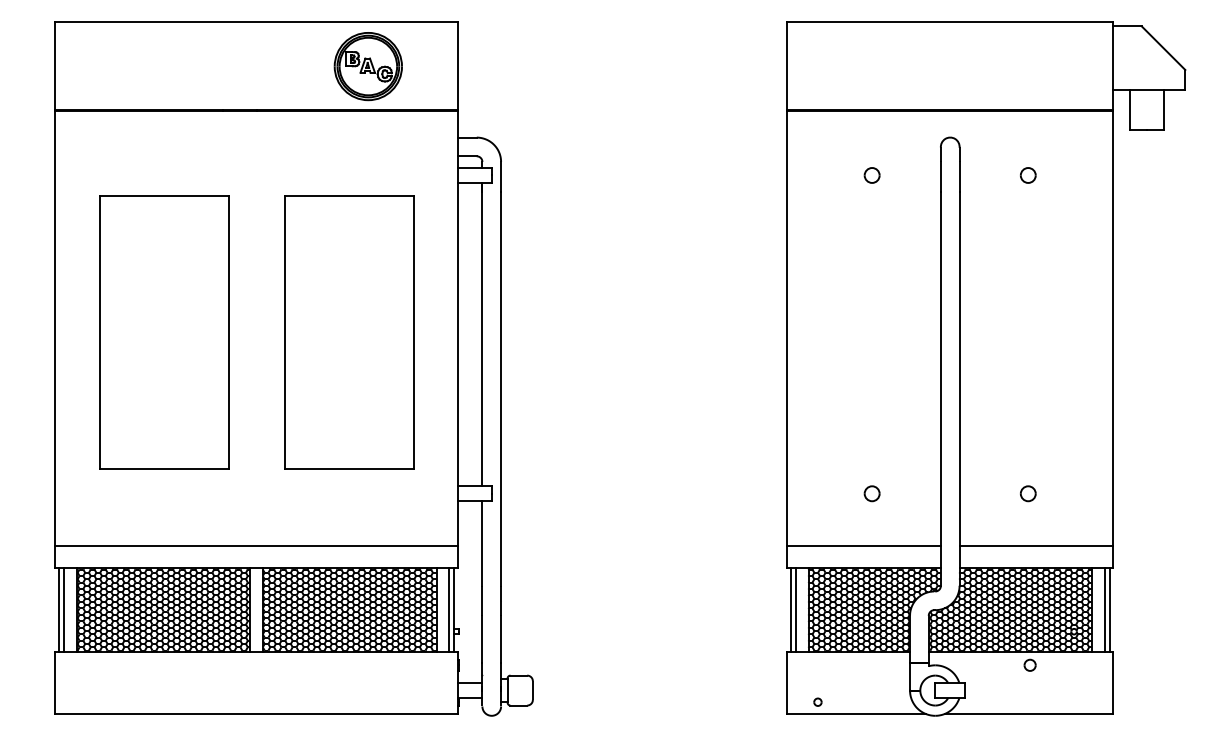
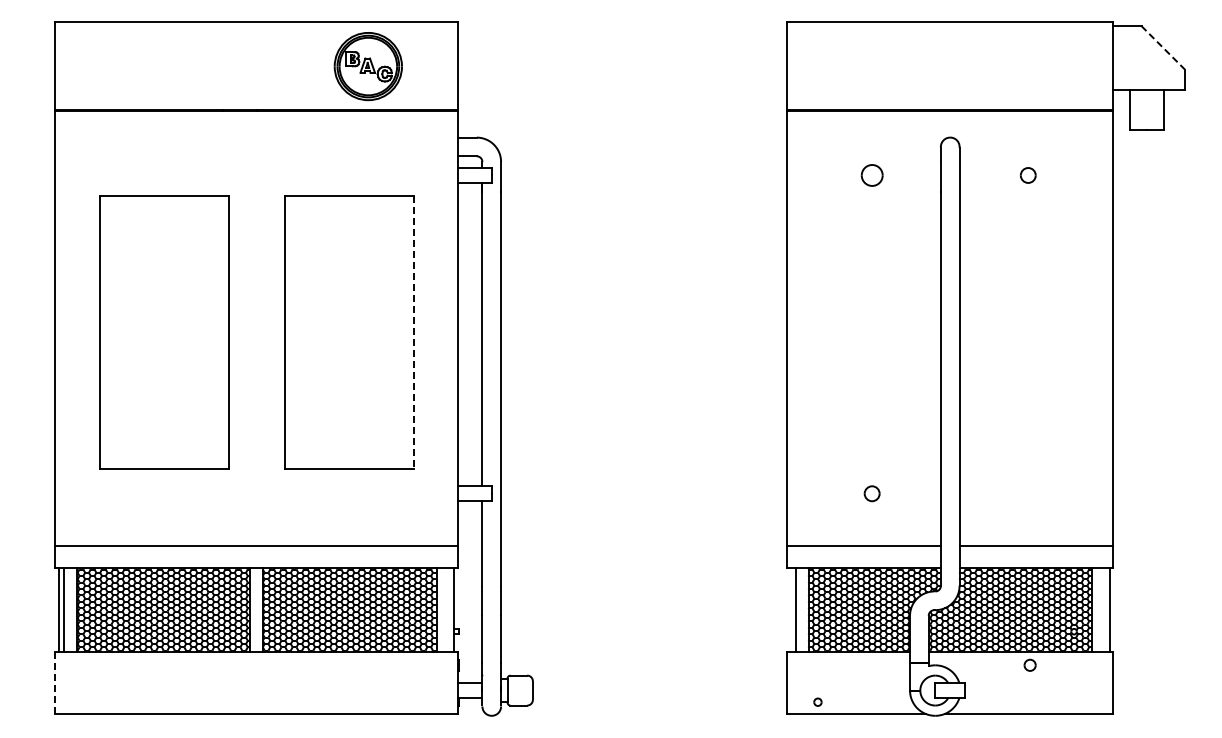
line: solid -> dashed (1163, 48)
part size: 18x17 px -> 24x23 px (871, 175)
line: solid -> dashed (413, 332)
part: present -> none (1028, 493)
line: present -> none (449, 610)
line: present -> none (790, 610)
line: present -> none (1104, 610)
line: solid -> dashed (55, 683)
